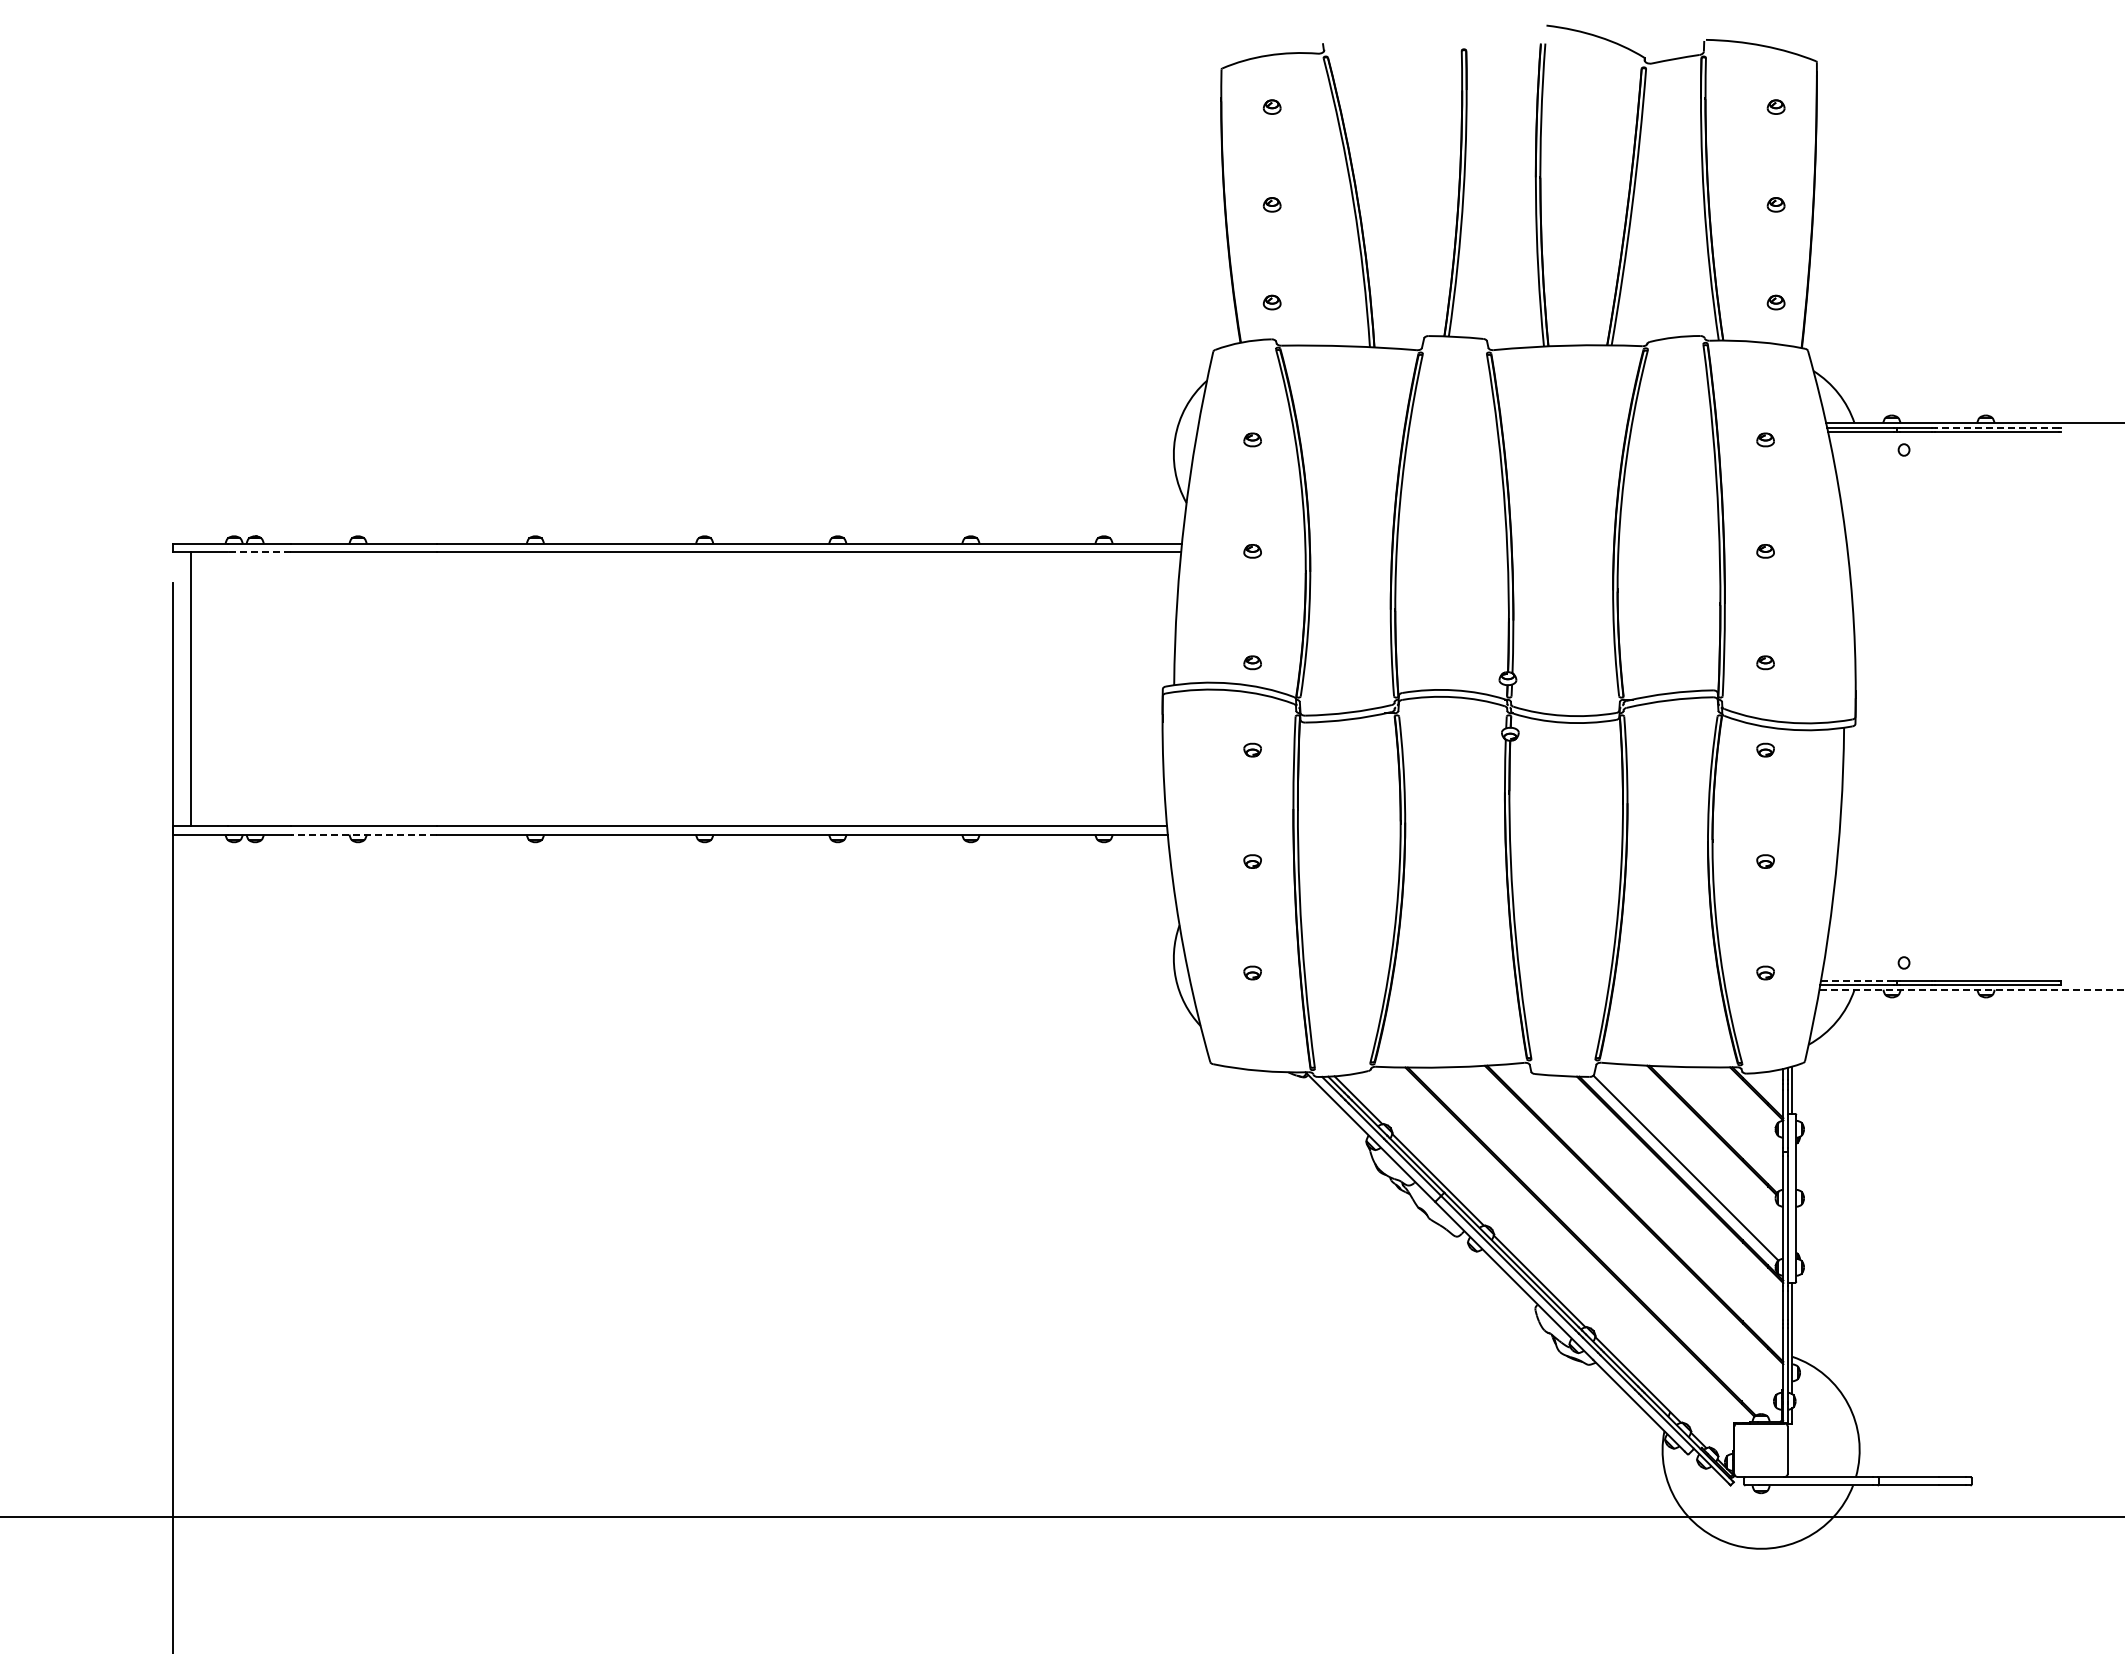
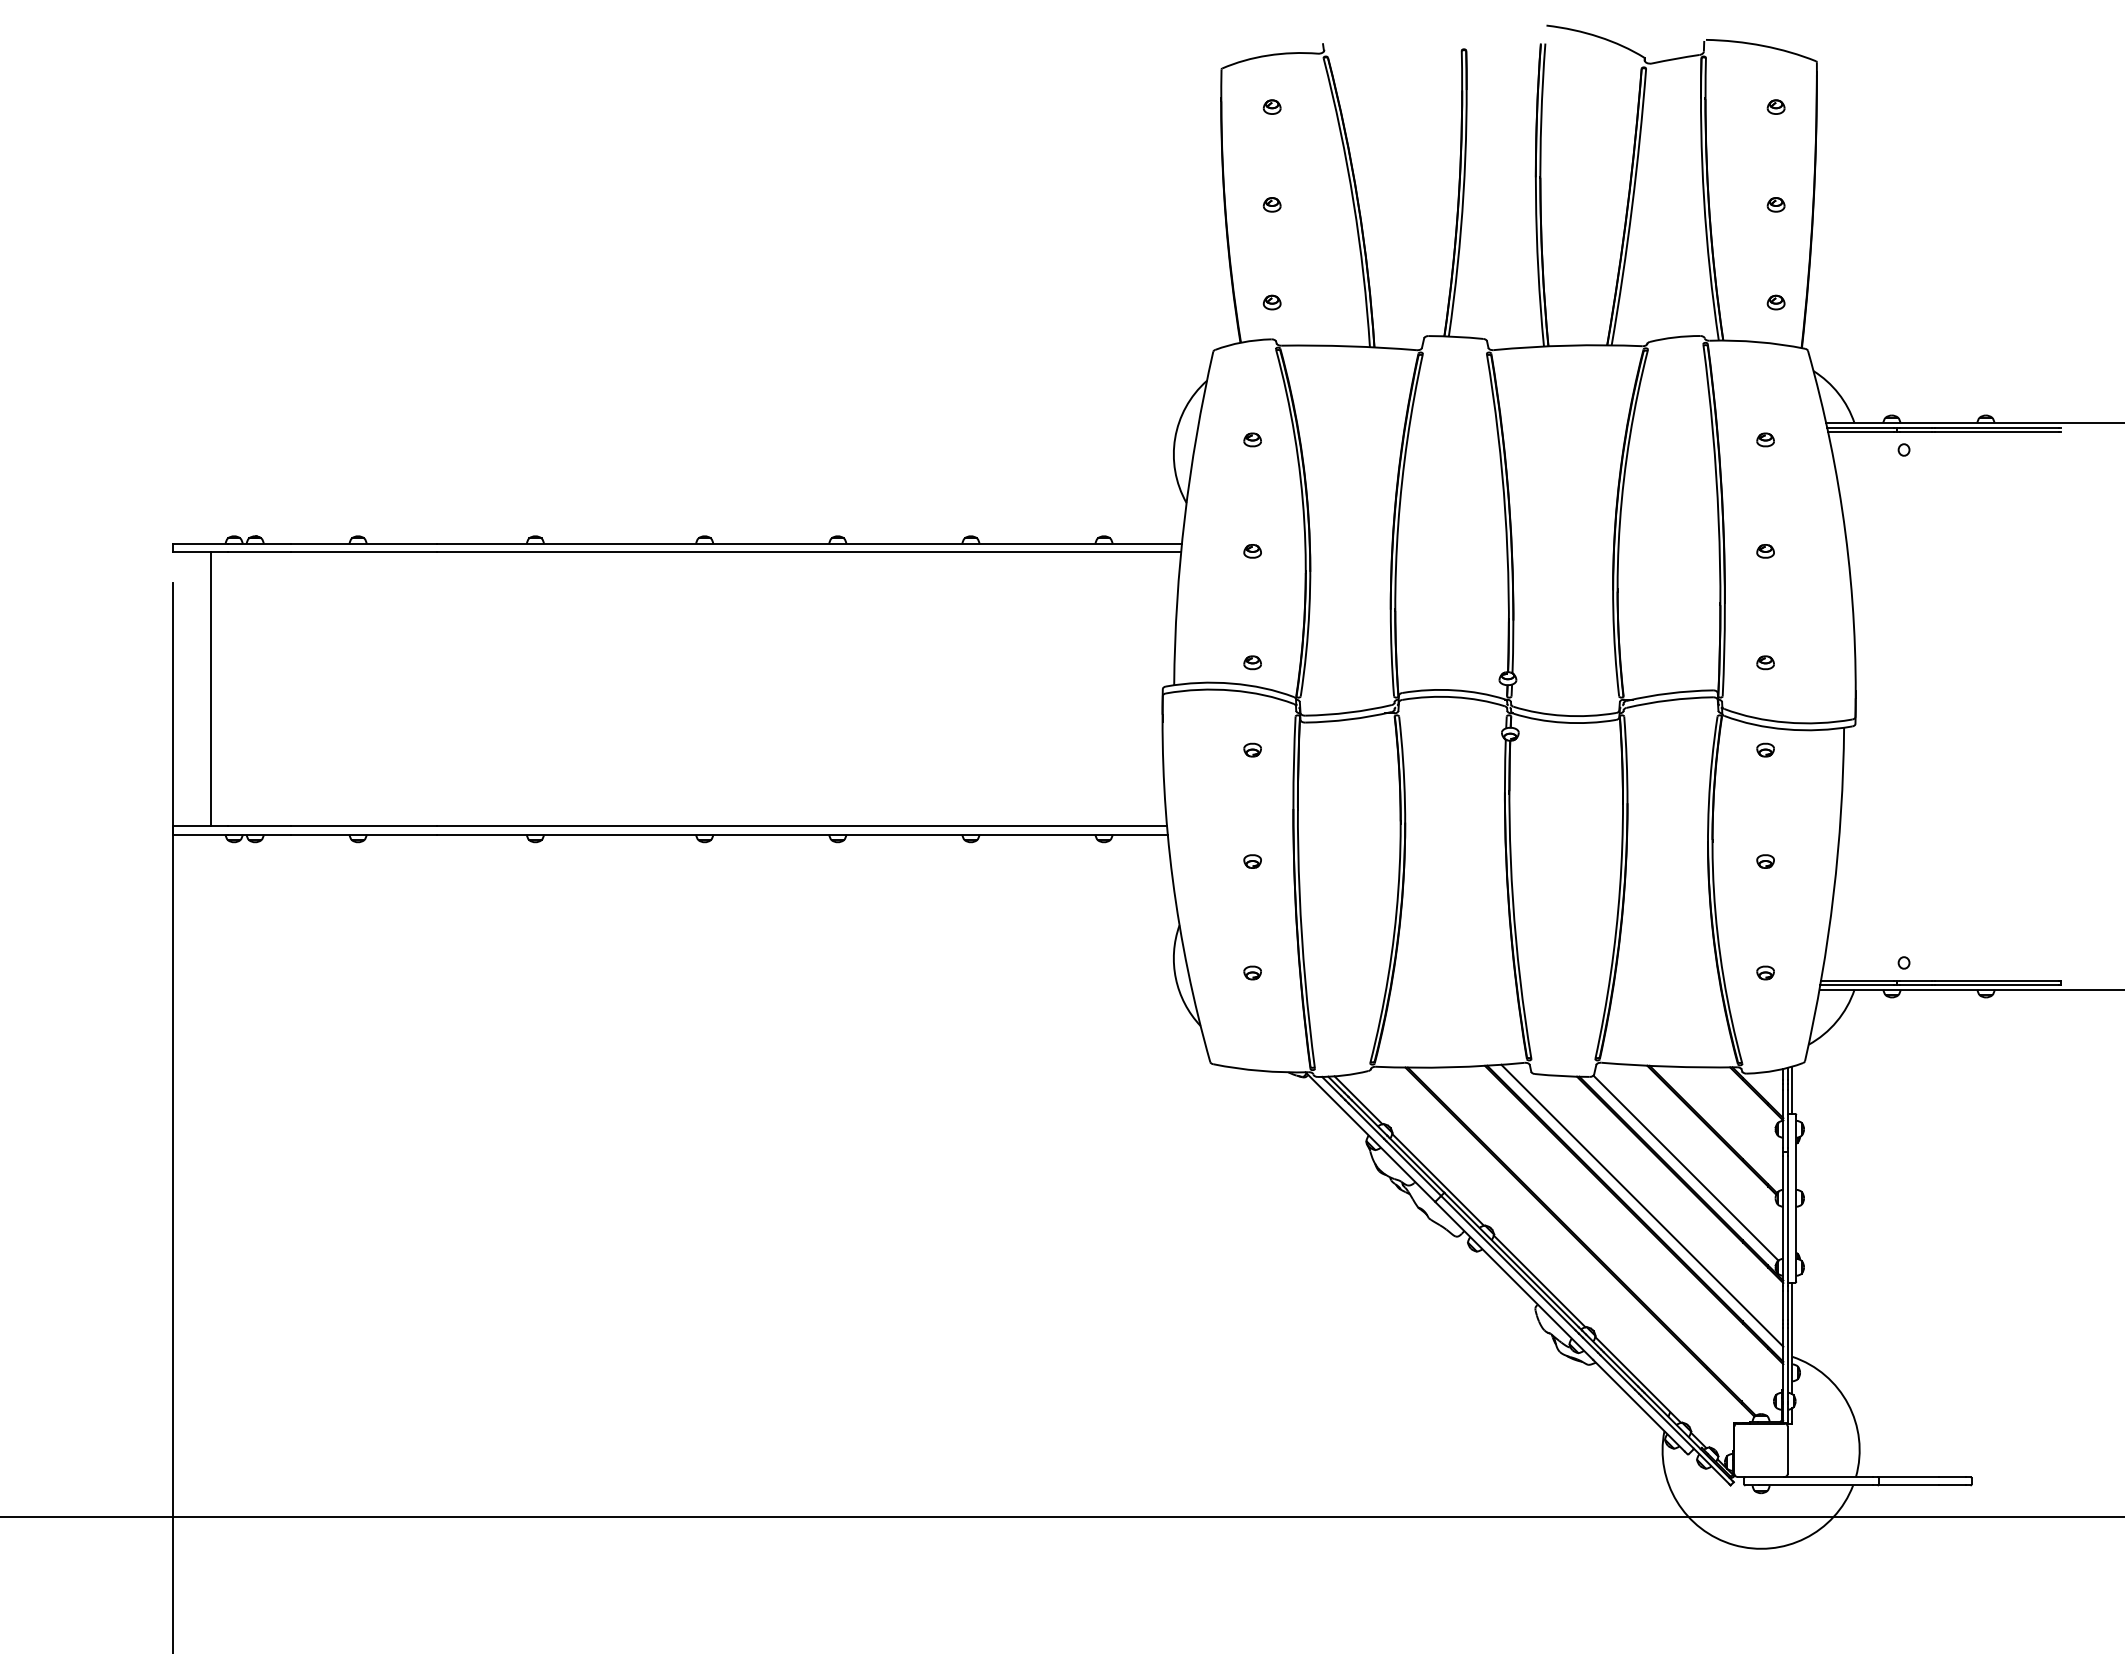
line: dashed -> solid (1996, 427)
line: dashed -> solid (259, 552)
line position: (191, 689) -> (211, 689) (211, 689)
line: dashed -> solid (364, 834)
line: dashed -> solid (1857, 980)
line: dashed -> solid (1972, 989)
line: none -> present (1642, 1205)
